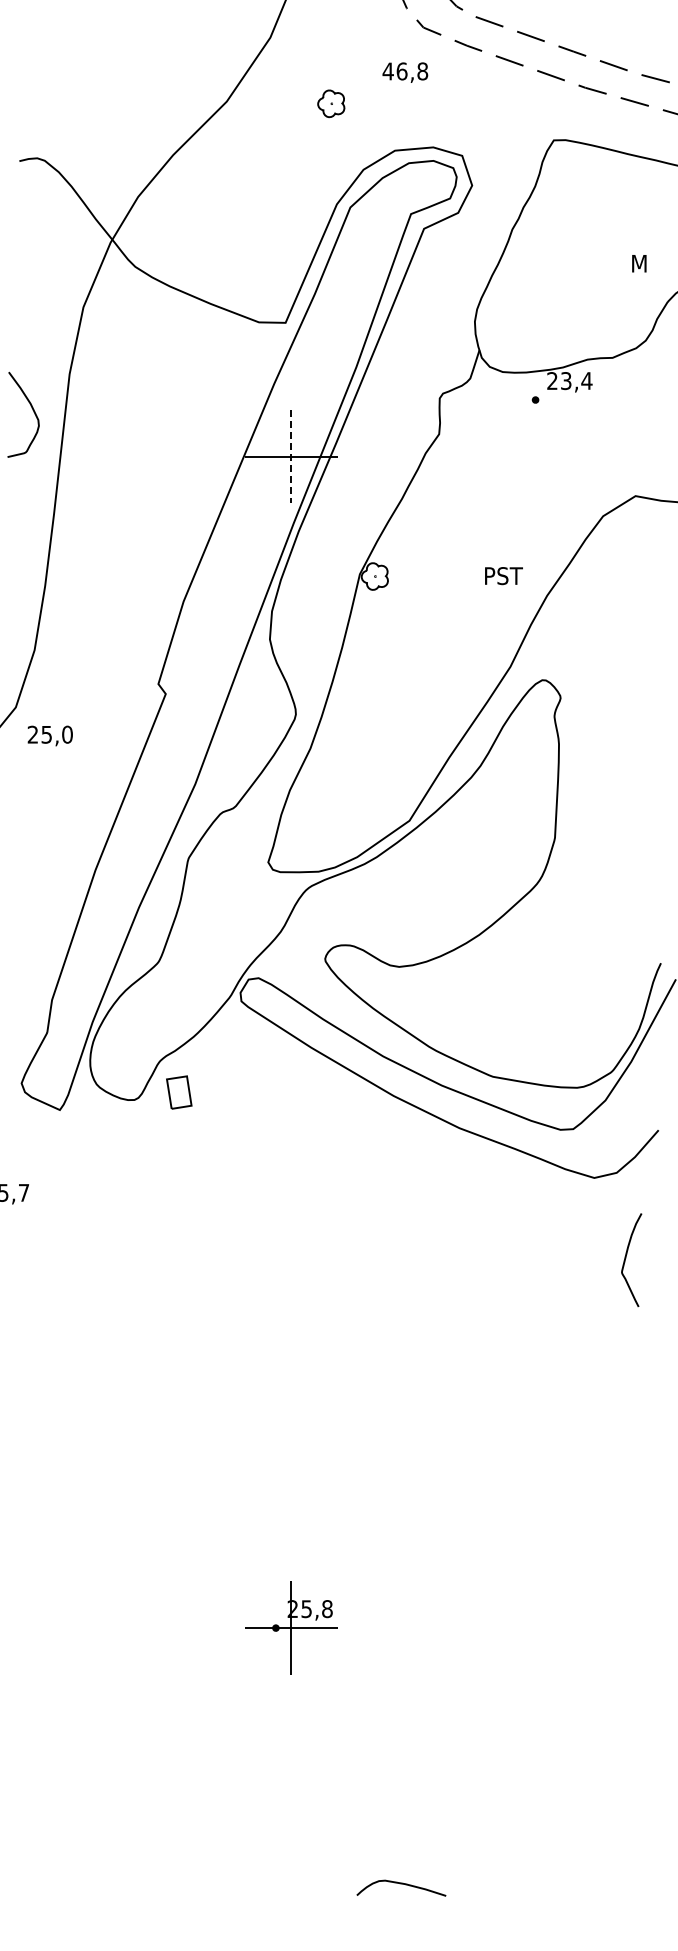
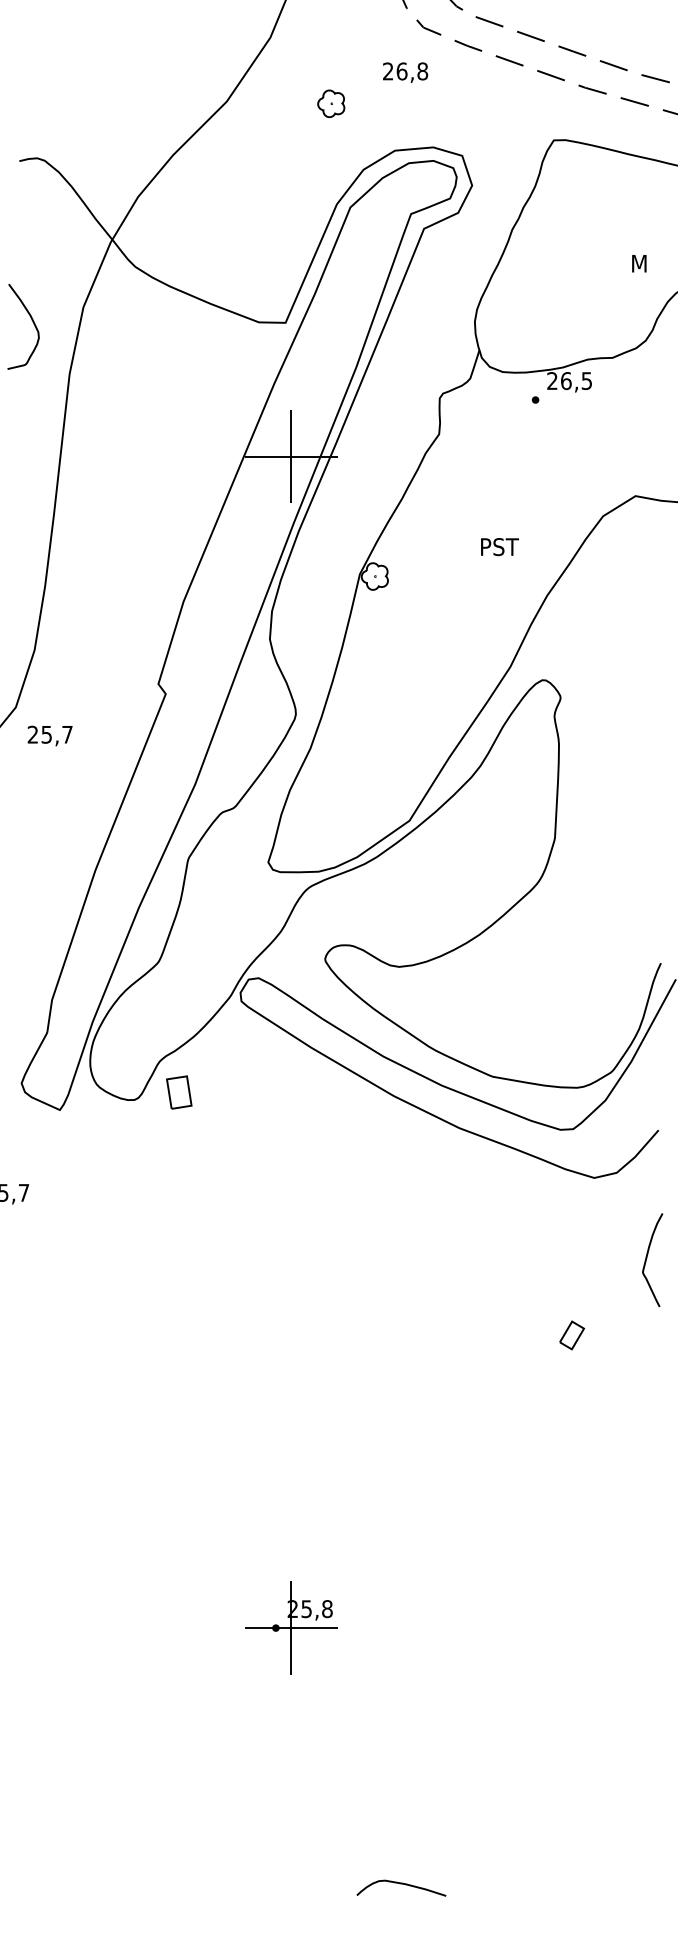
text: 46,8 -> 26,8 (387, 71)
text: 23,4 -> 26,5 (576, 381)
curve position: (32, 410) -> (32, 322) (32, 322)
line: dashed -> solid (291, 456)
text position: (503, 576) -> (499, 547) (499, 547)
text: 25,0 -> 25,7 (67, 734)
curve position: (626, 1258) -> (647, 1258) (647, 1258)
part: none -> present (572, 1335)
